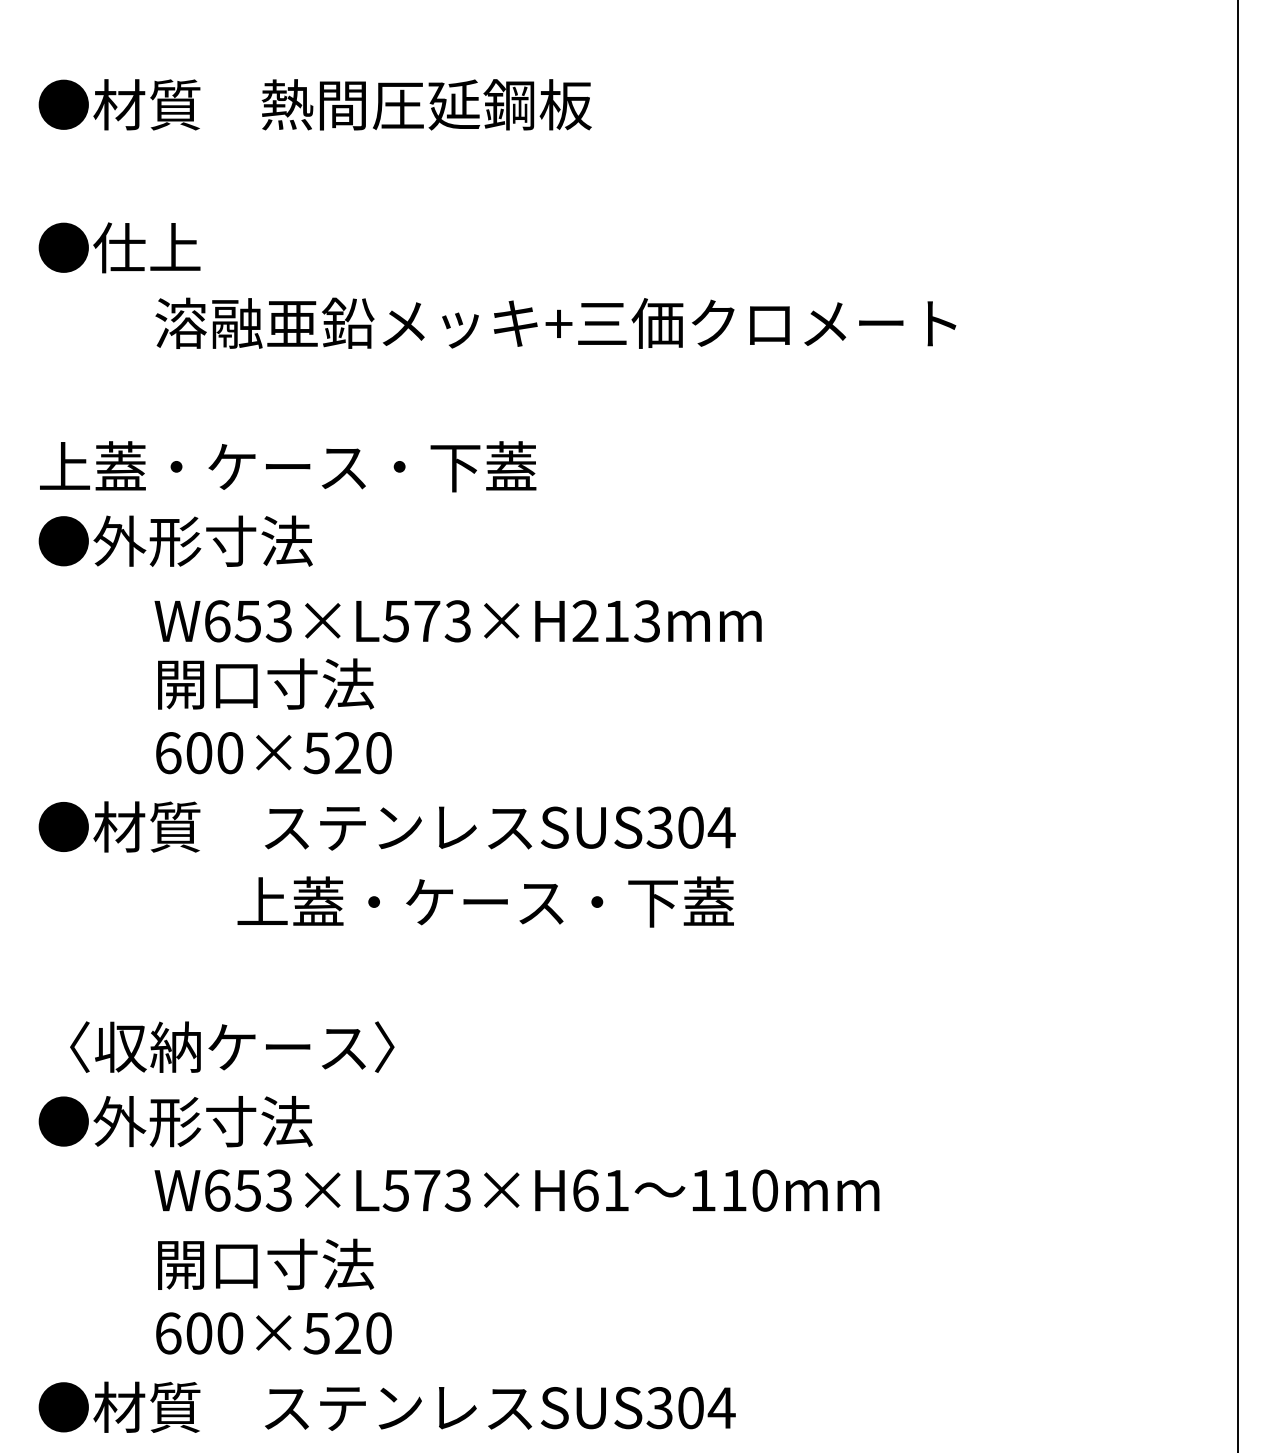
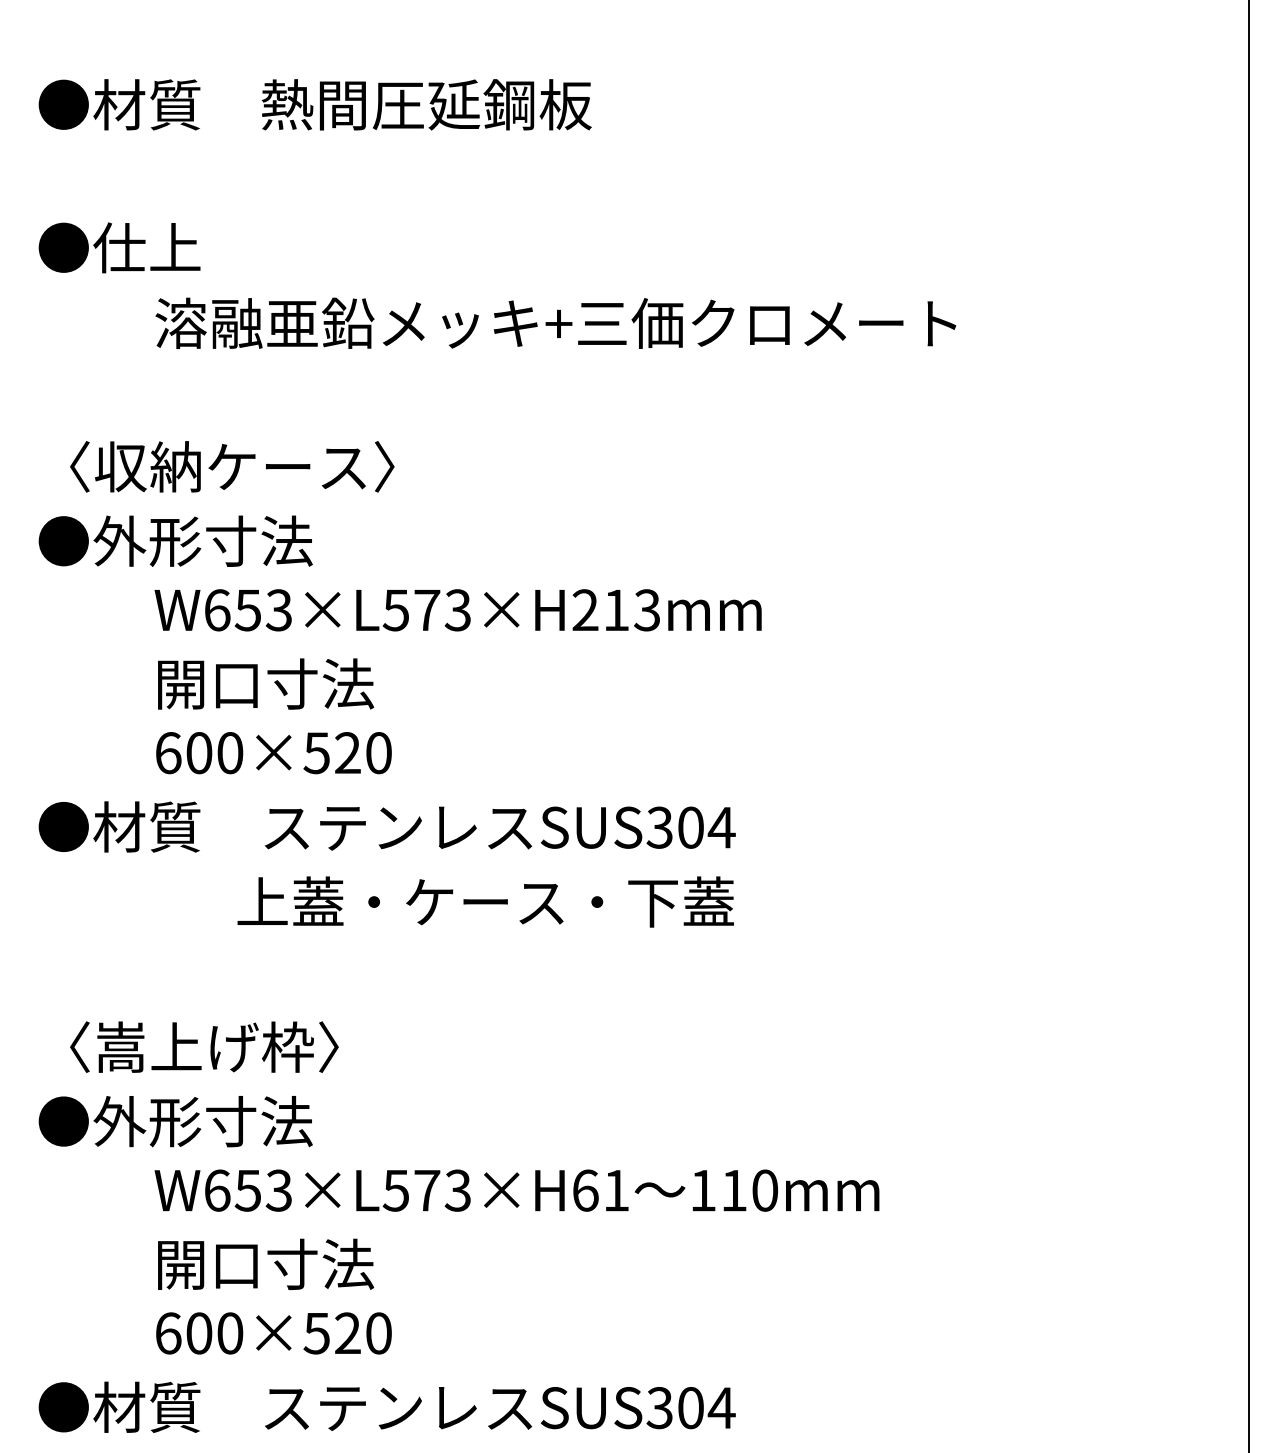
text: 上蓋・ケース・下蓋 -> 〈収納ケース〉 (288, 466)
text position: (457, 621) -> (457, 610) (457, 610)
line position: (1238, 725) -> (1249, 725) (1249, 725)
text: 〈収納ケース〉 -> 〈嵩上げ枠〉 (244, 1046)
